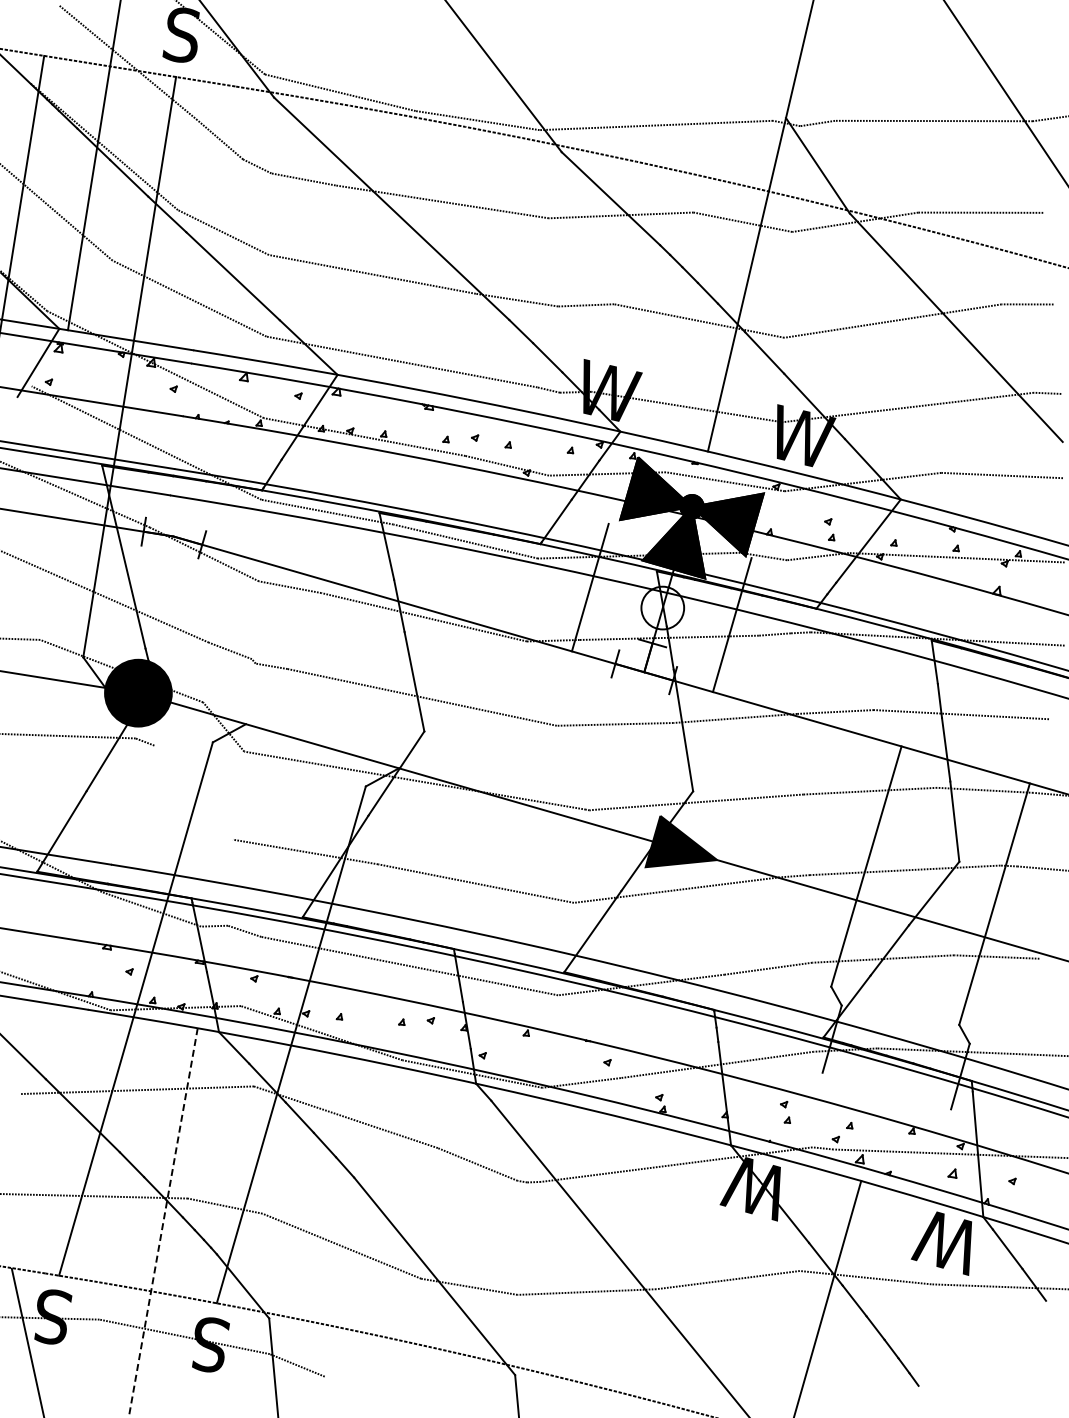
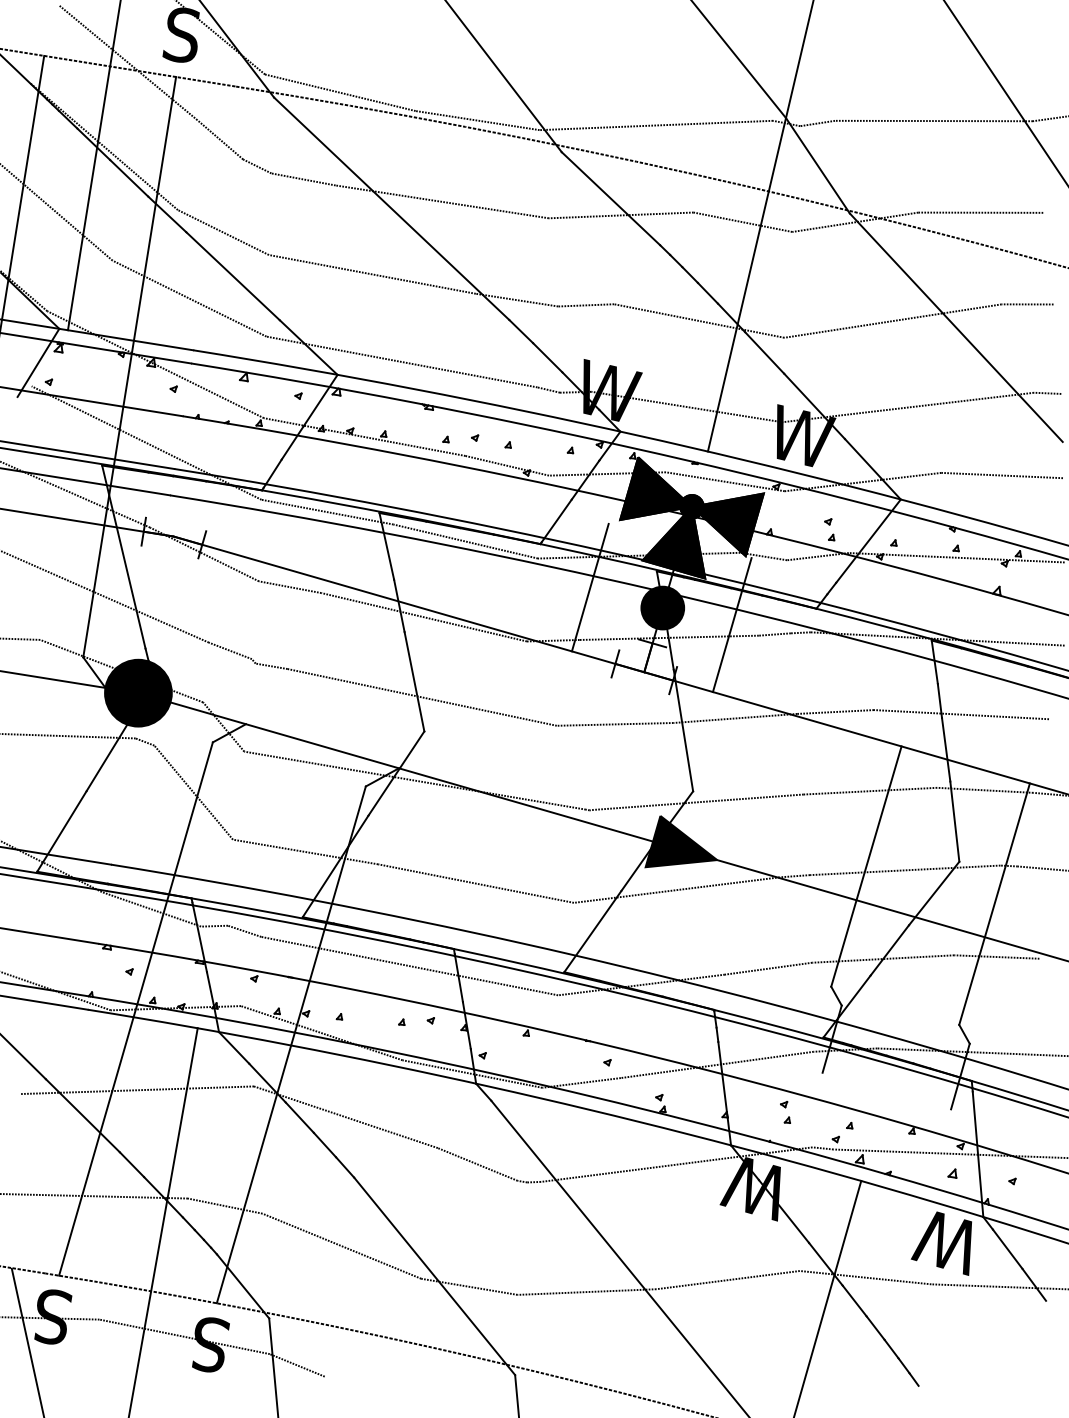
line: none -> present (739, 60)
fill: none -> present (662, 607)
line: none -> present (193, 792)
line: dashed -> solid (163, 1223)
